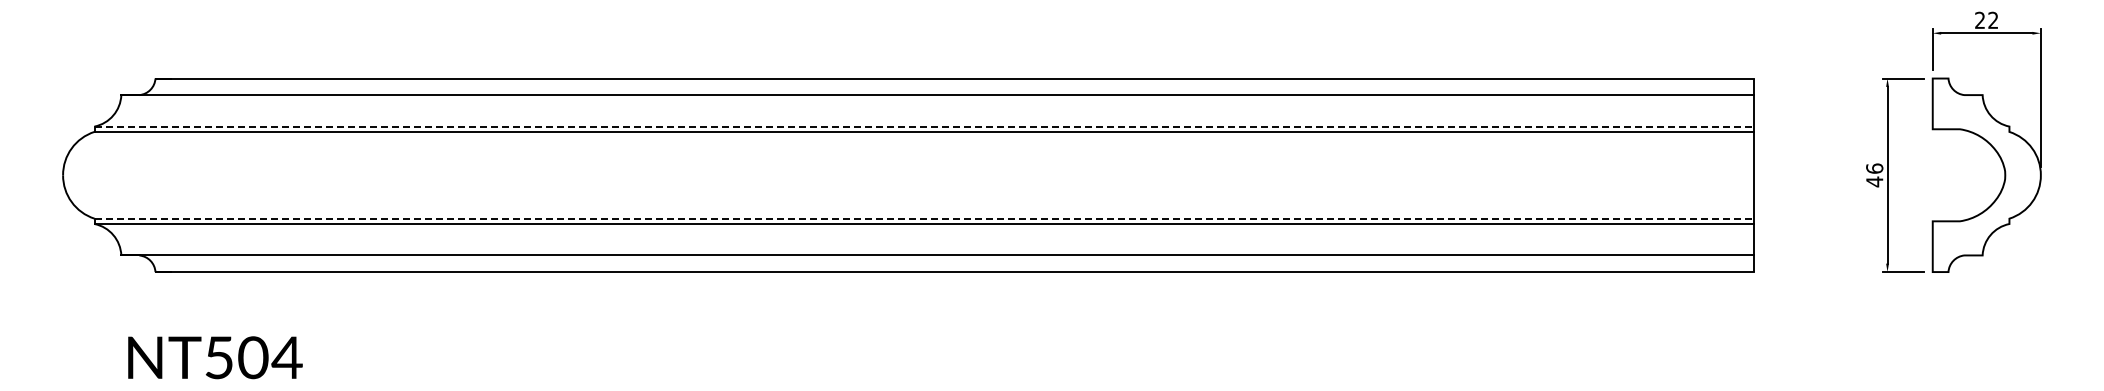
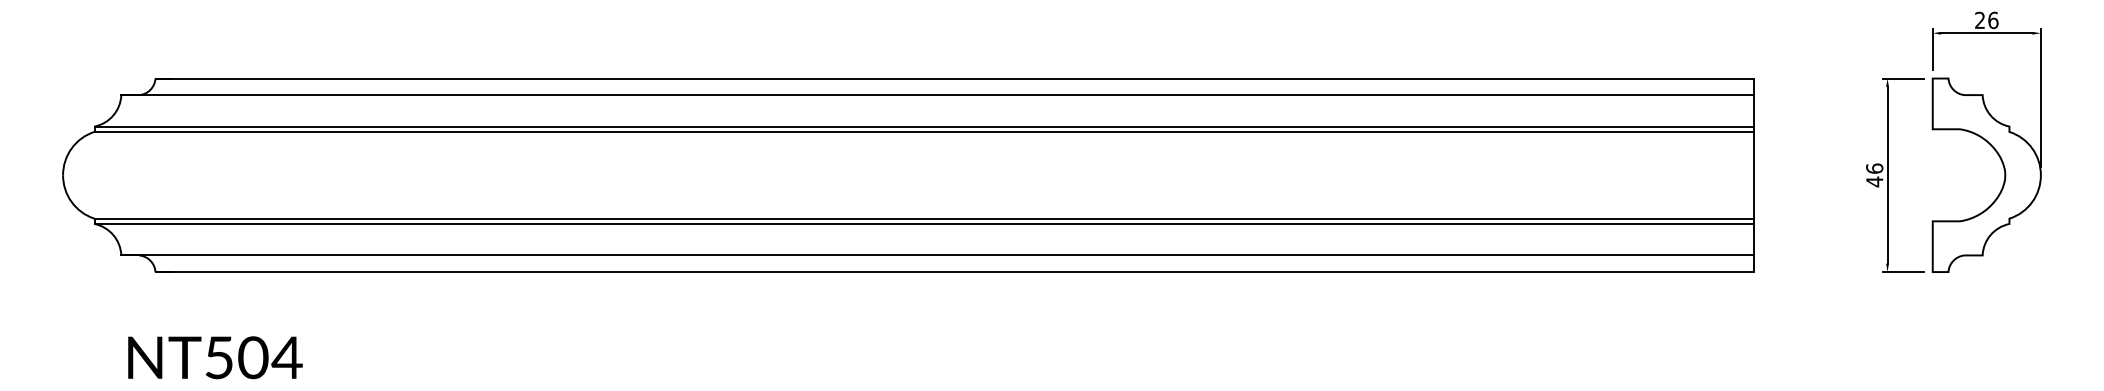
text: 22 -> 26 (1993, 20)
line: dashed -> solid (924, 126)
line: dashed -> solid (924, 218)
